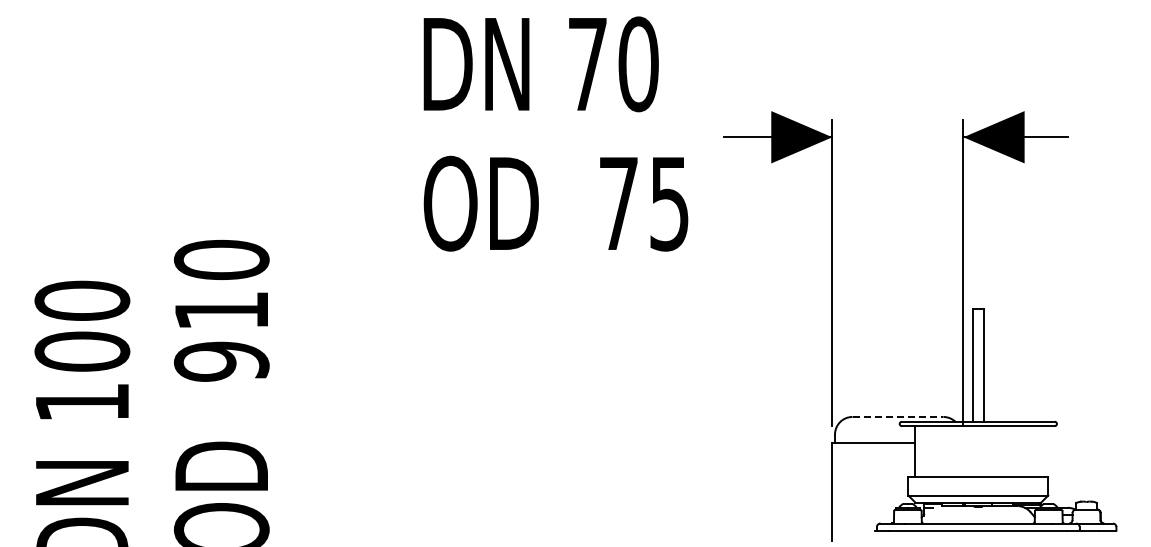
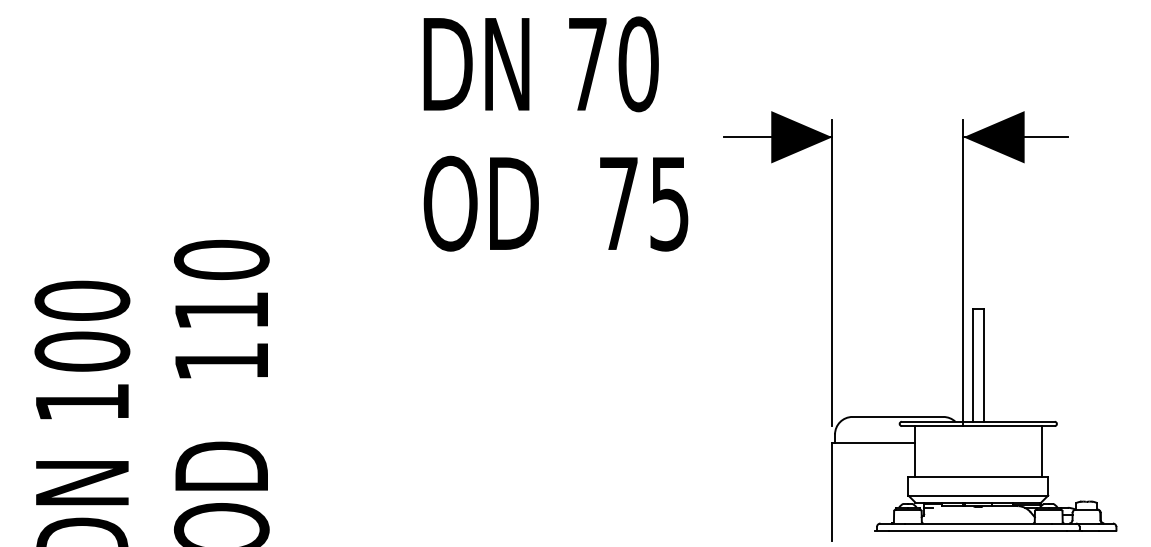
text: 910 -> 110 (221, 361)
line: dashed -> solid (898, 416)
line: none -> present (1041, 451)
